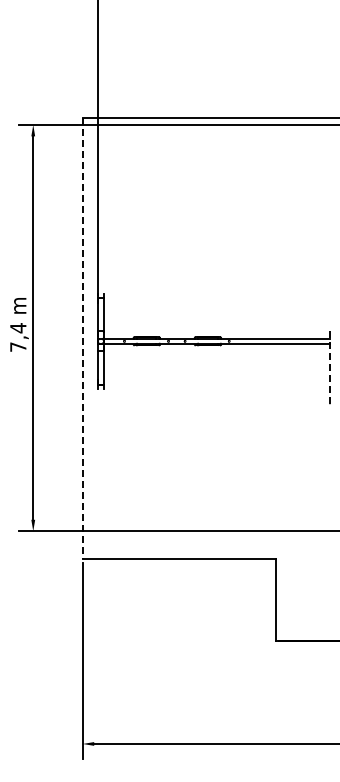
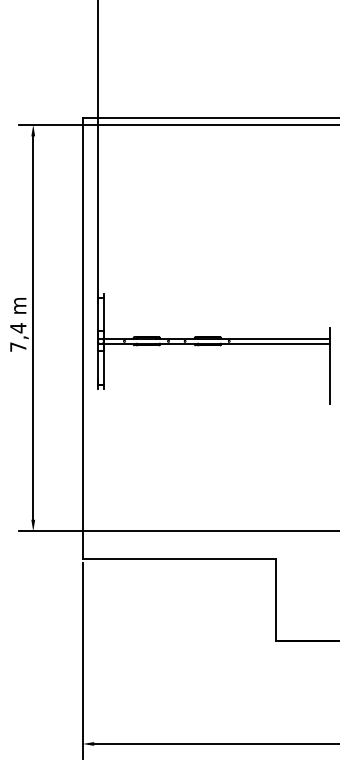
line: dashed -> solid (82, 338)
line: dashed -> solid (329, 365)
